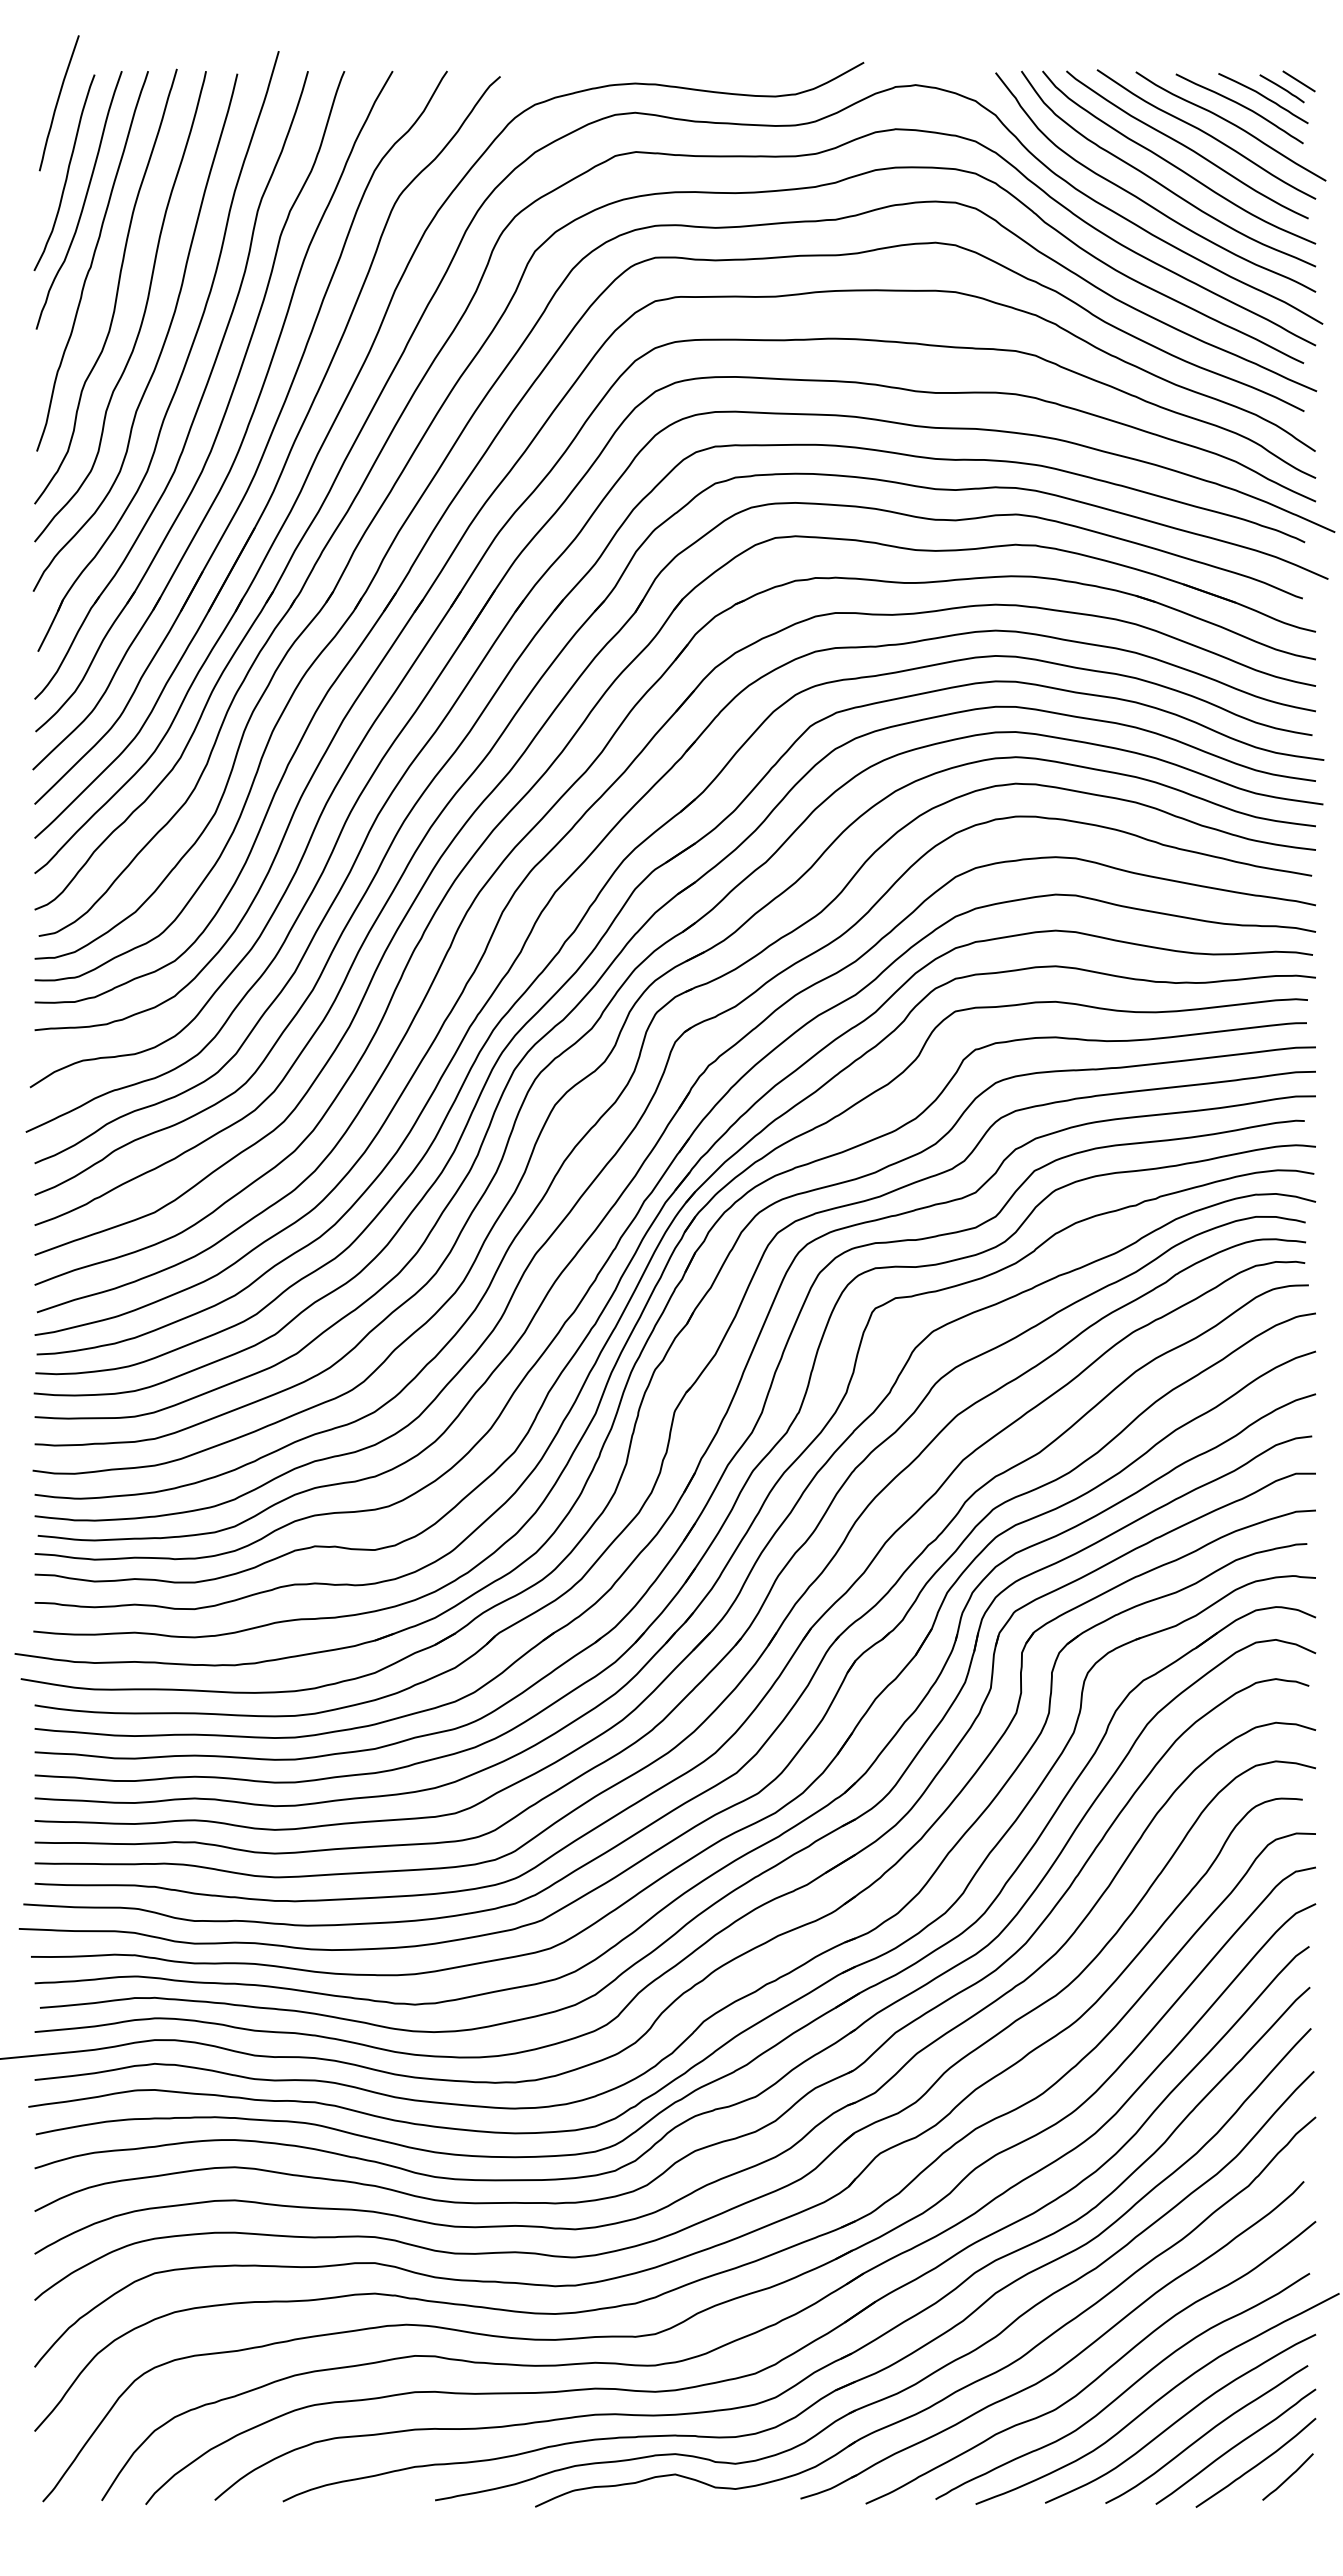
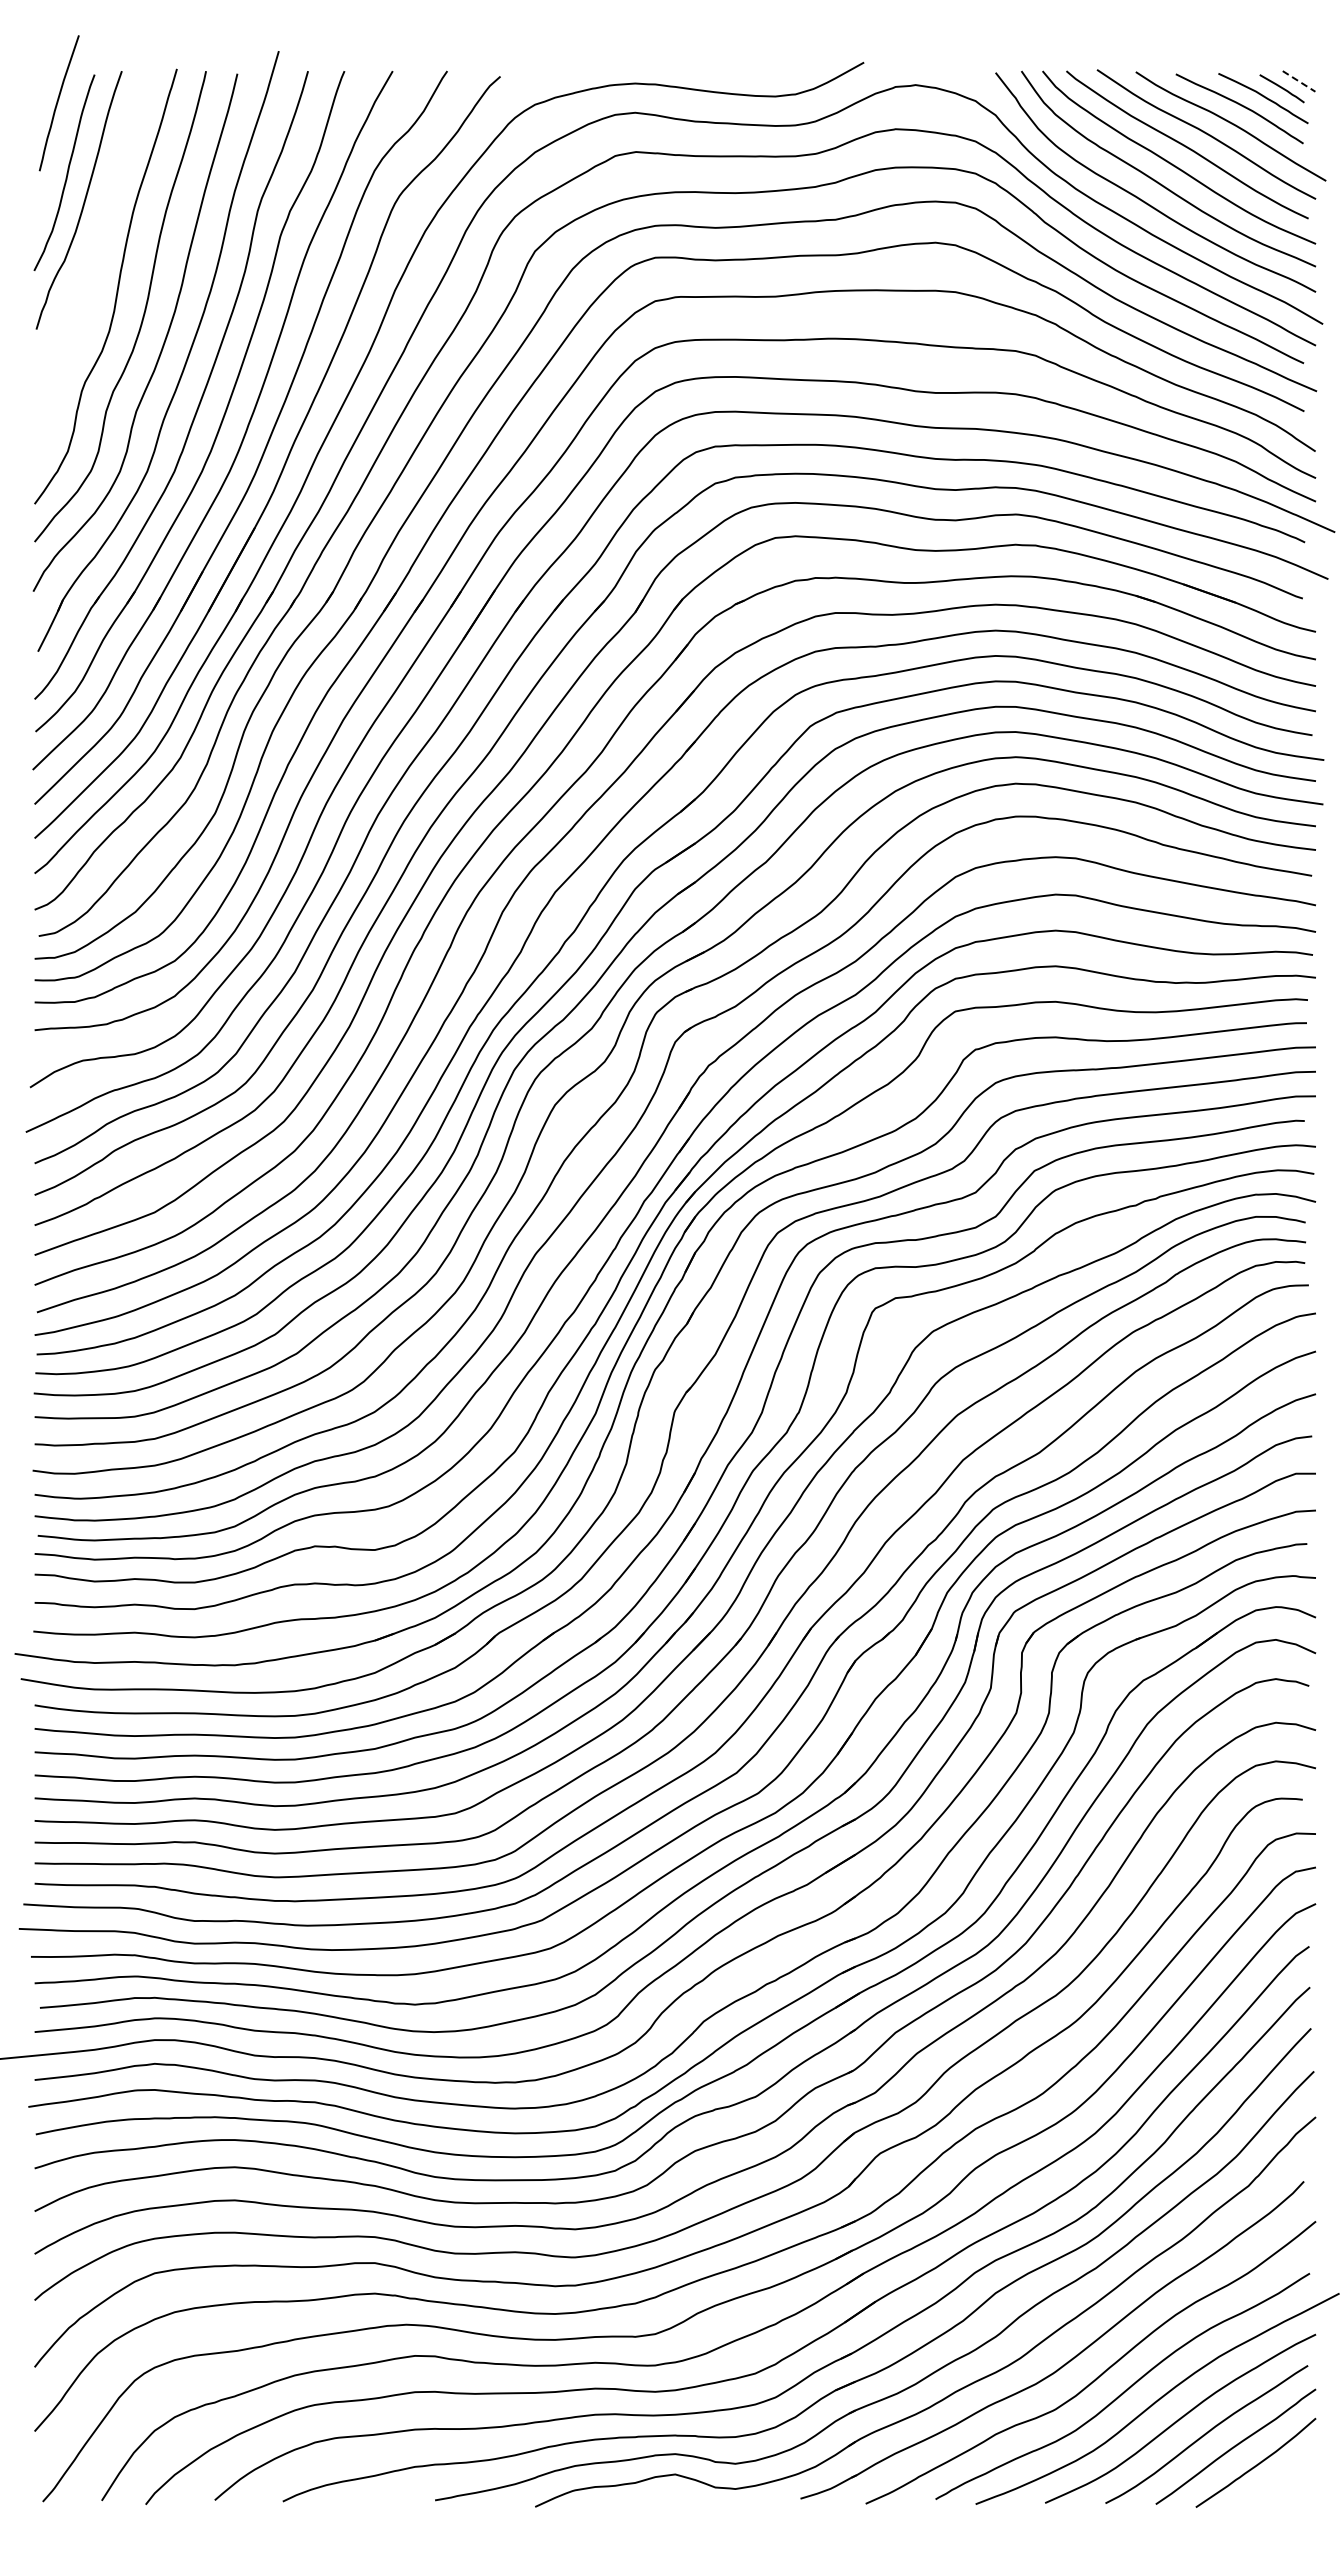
line: solid -> dashed (1299, 81)
curve: present -> none (92, 261)
curve: present -> none (1288, 2476)
